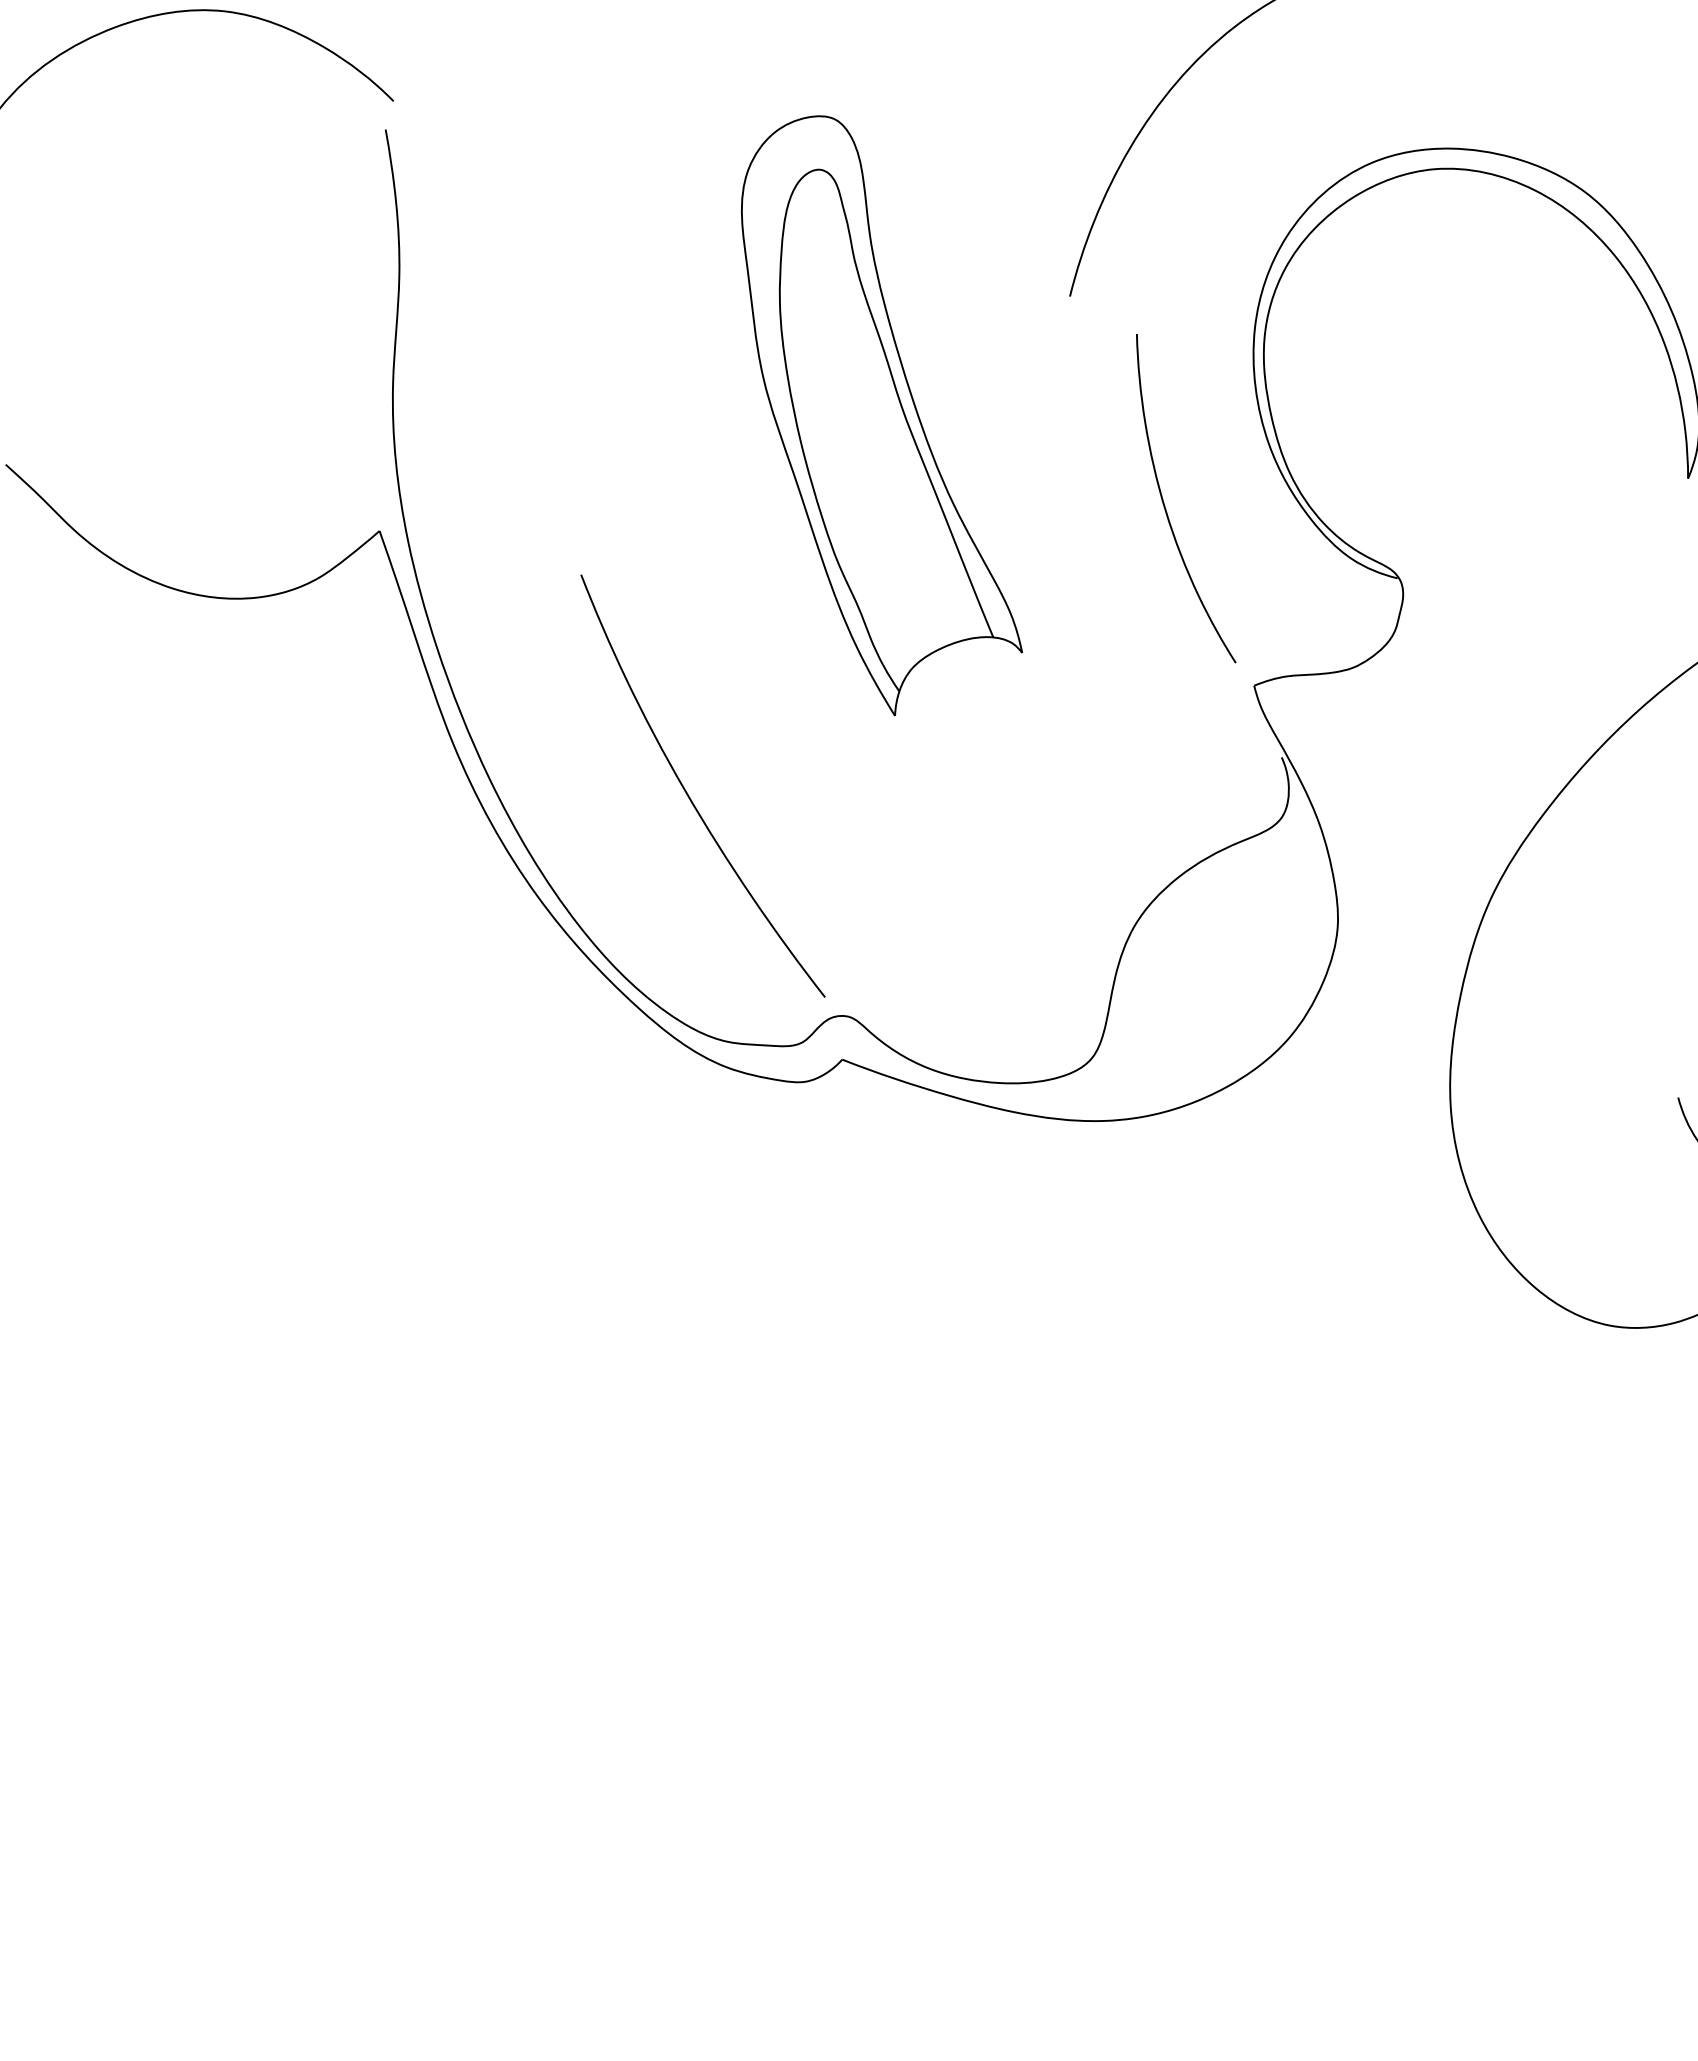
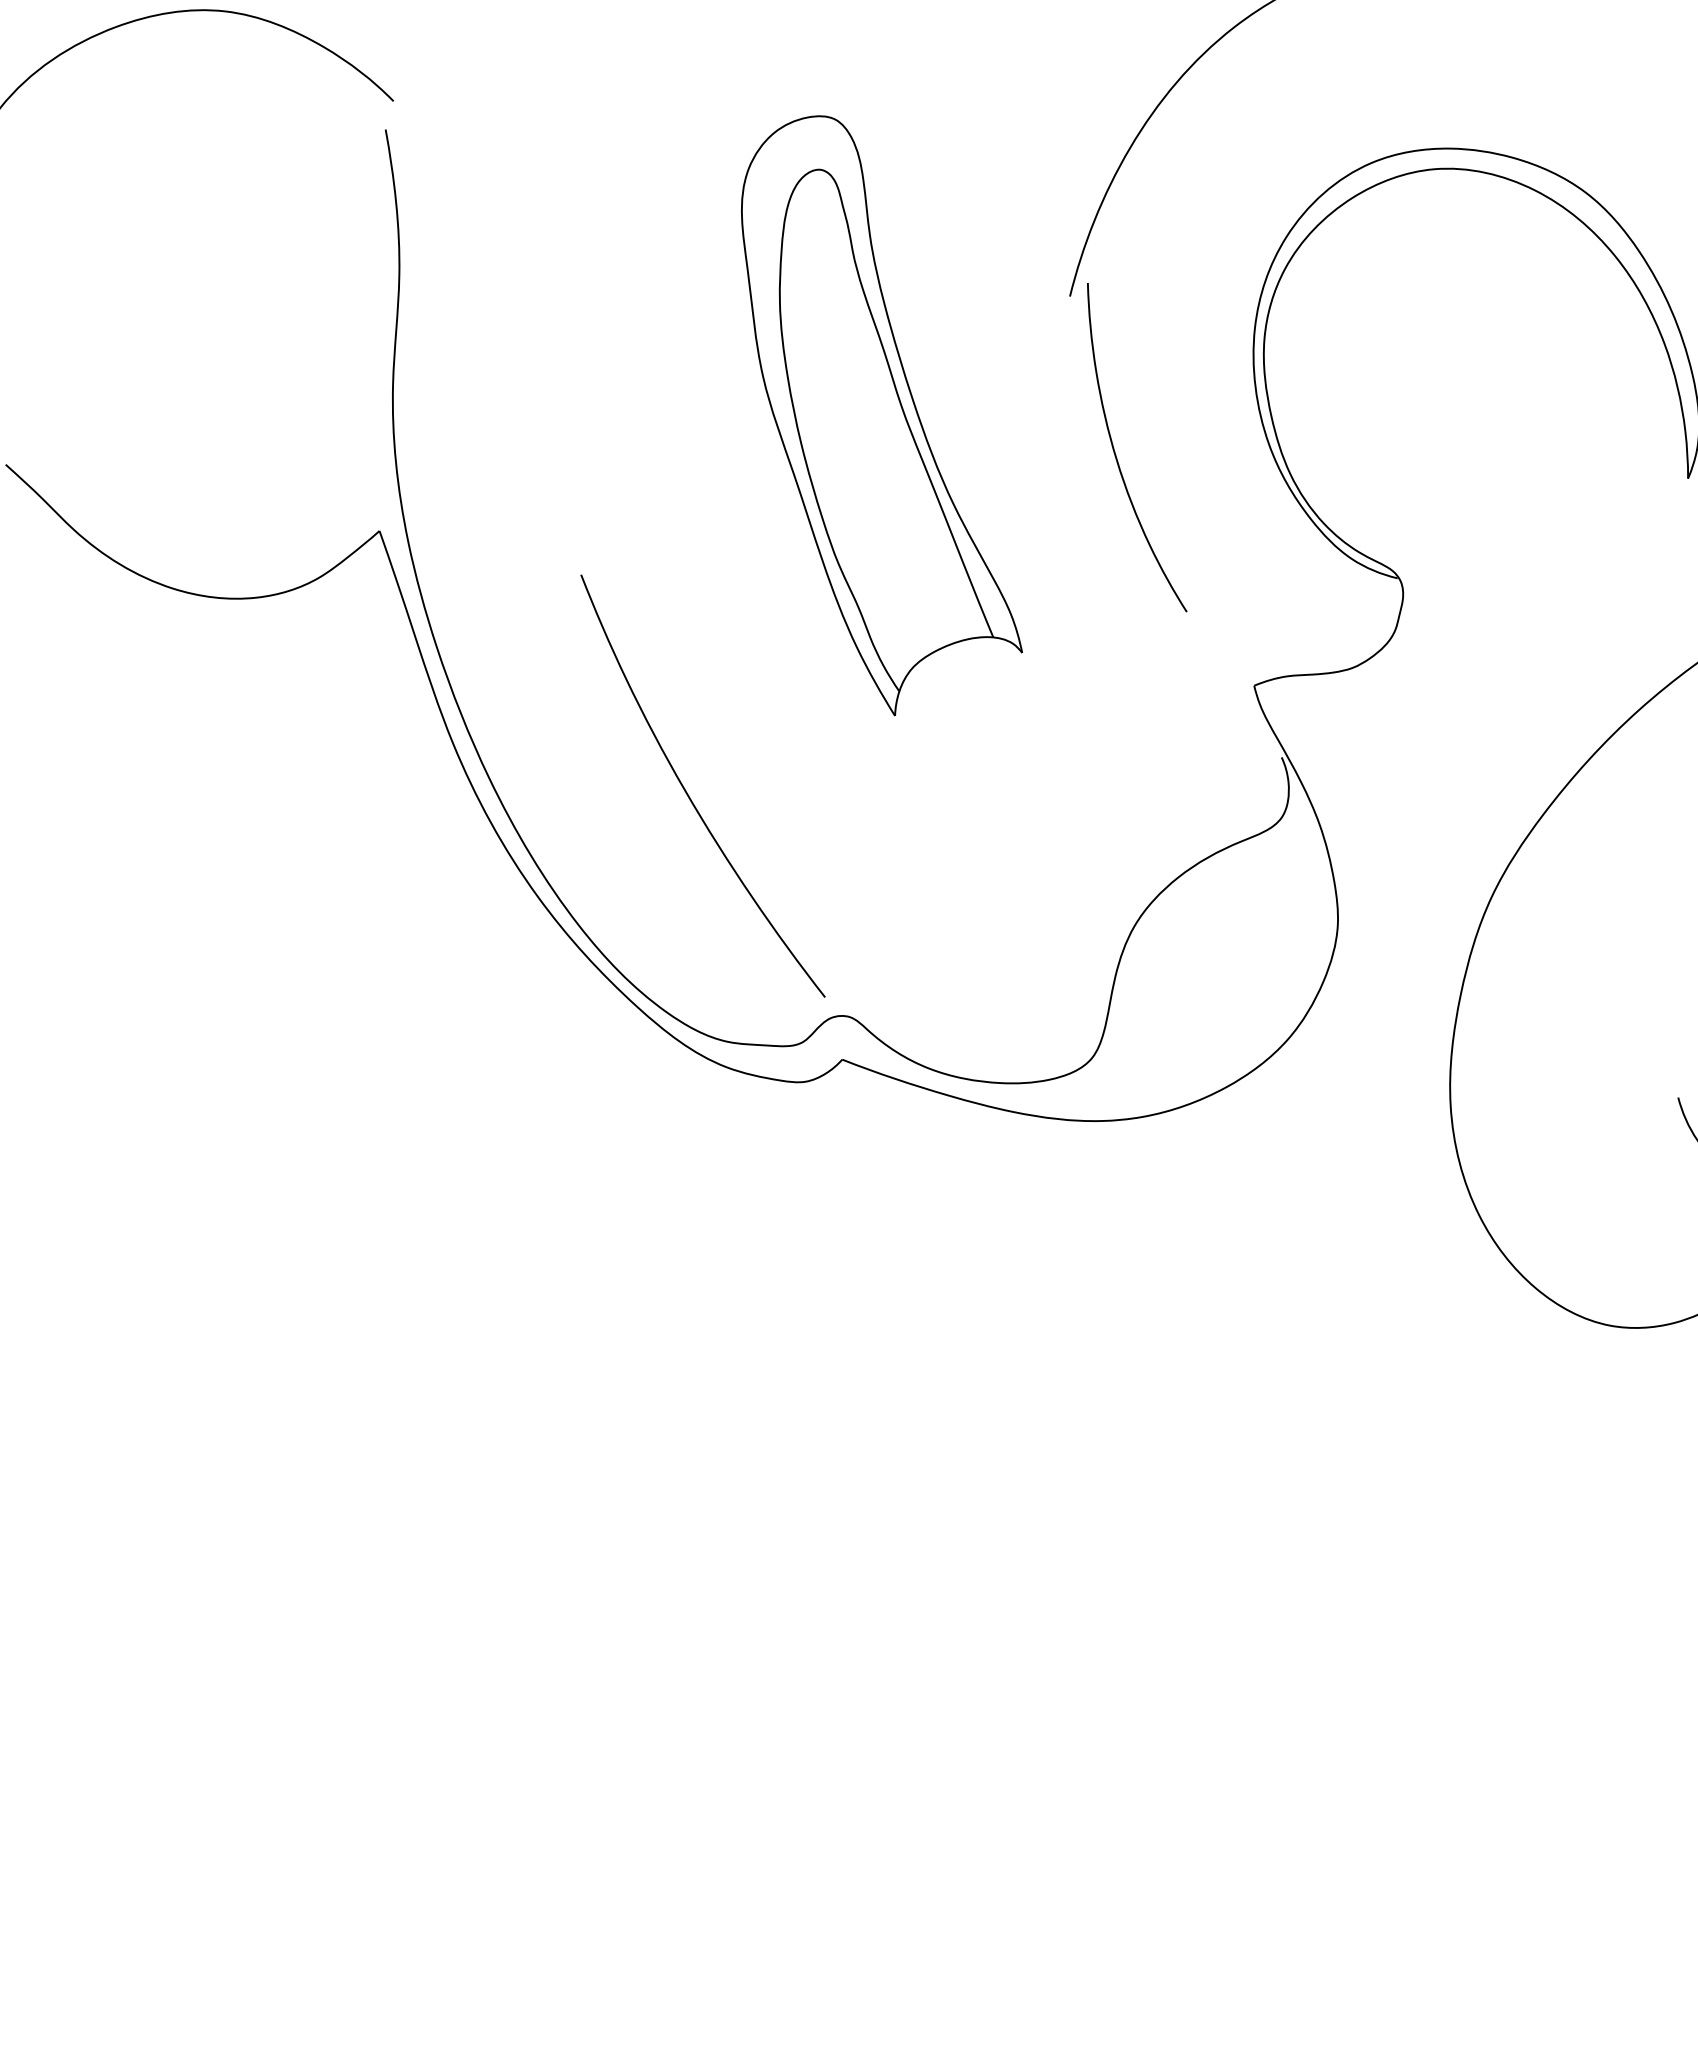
curve position: (1165, 505) -> (1116, 454) (1116, 454)
